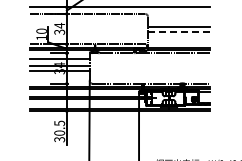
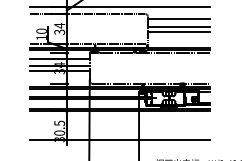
line: none -> present (179, 19)
line: dashed -> solid (178, 31)
line: none -> present (120, 140)
